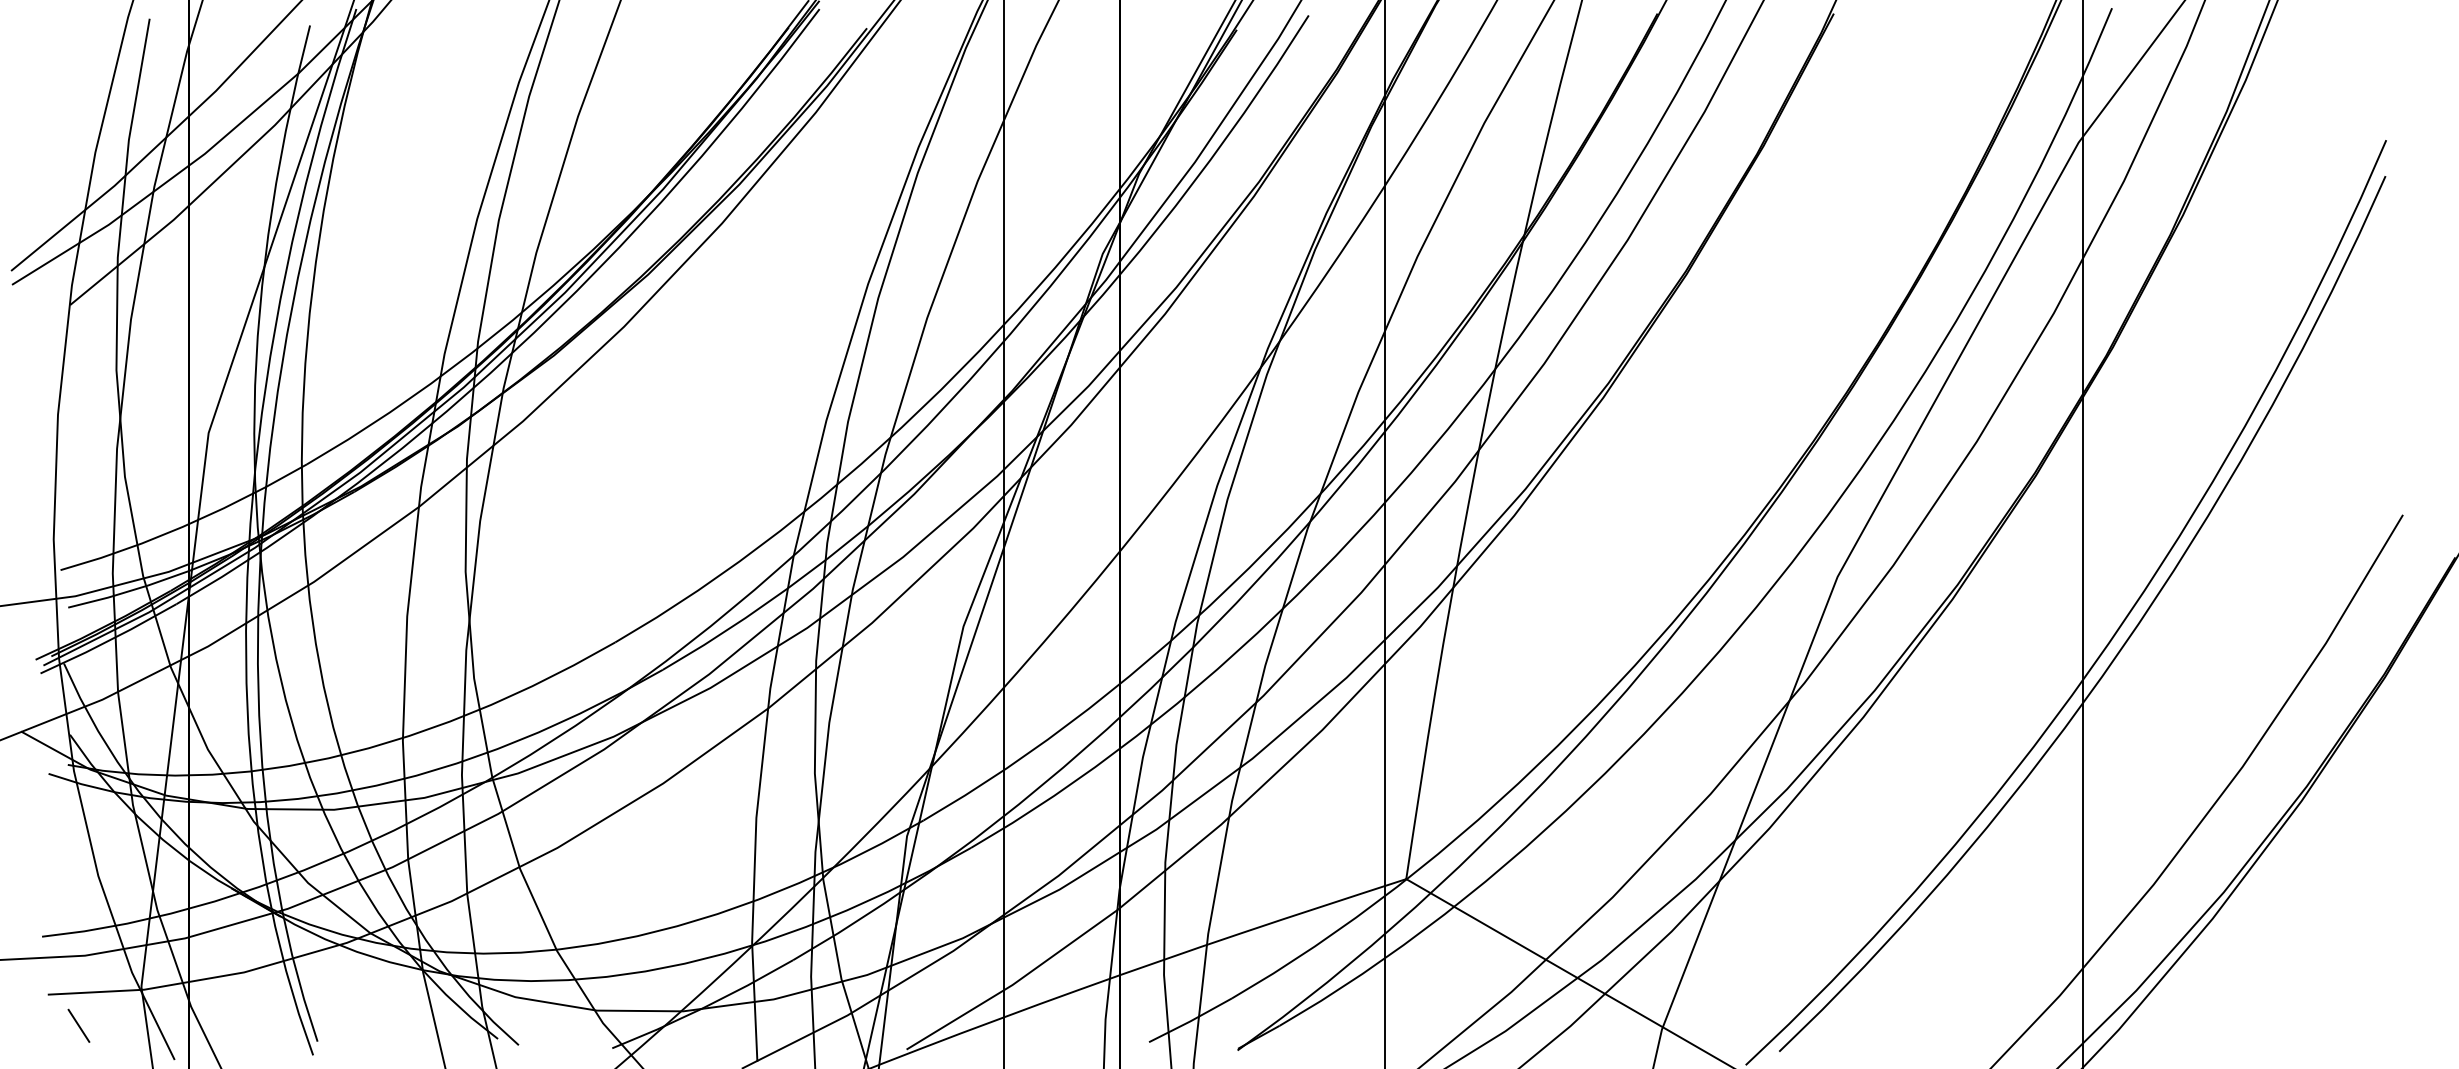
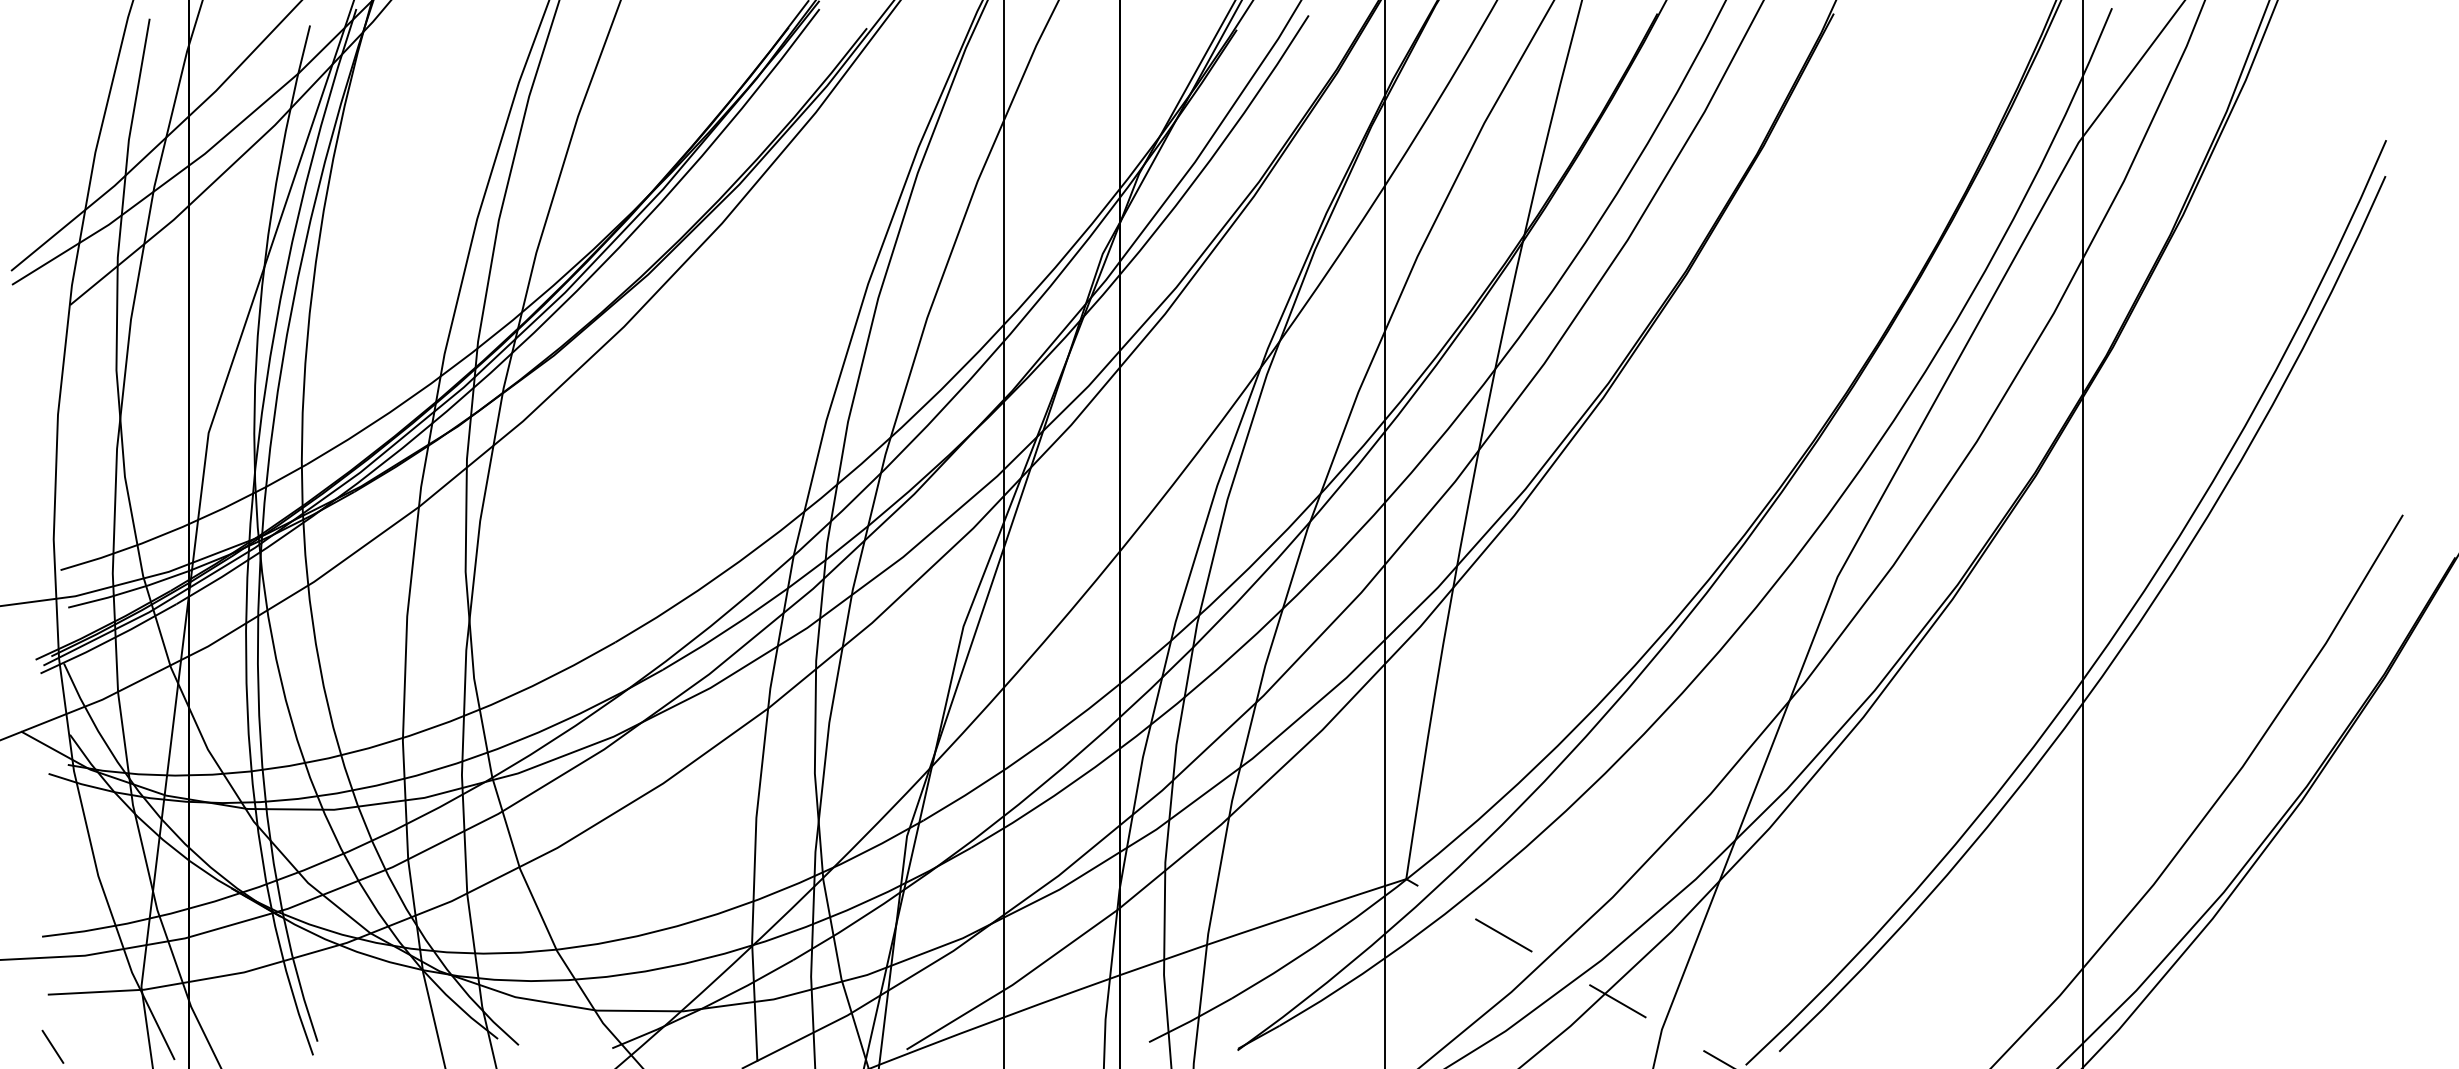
line: solid -> dashed (1569, 973)
line position: (78, 1025) -> (52, 1046) (52, 1046)
